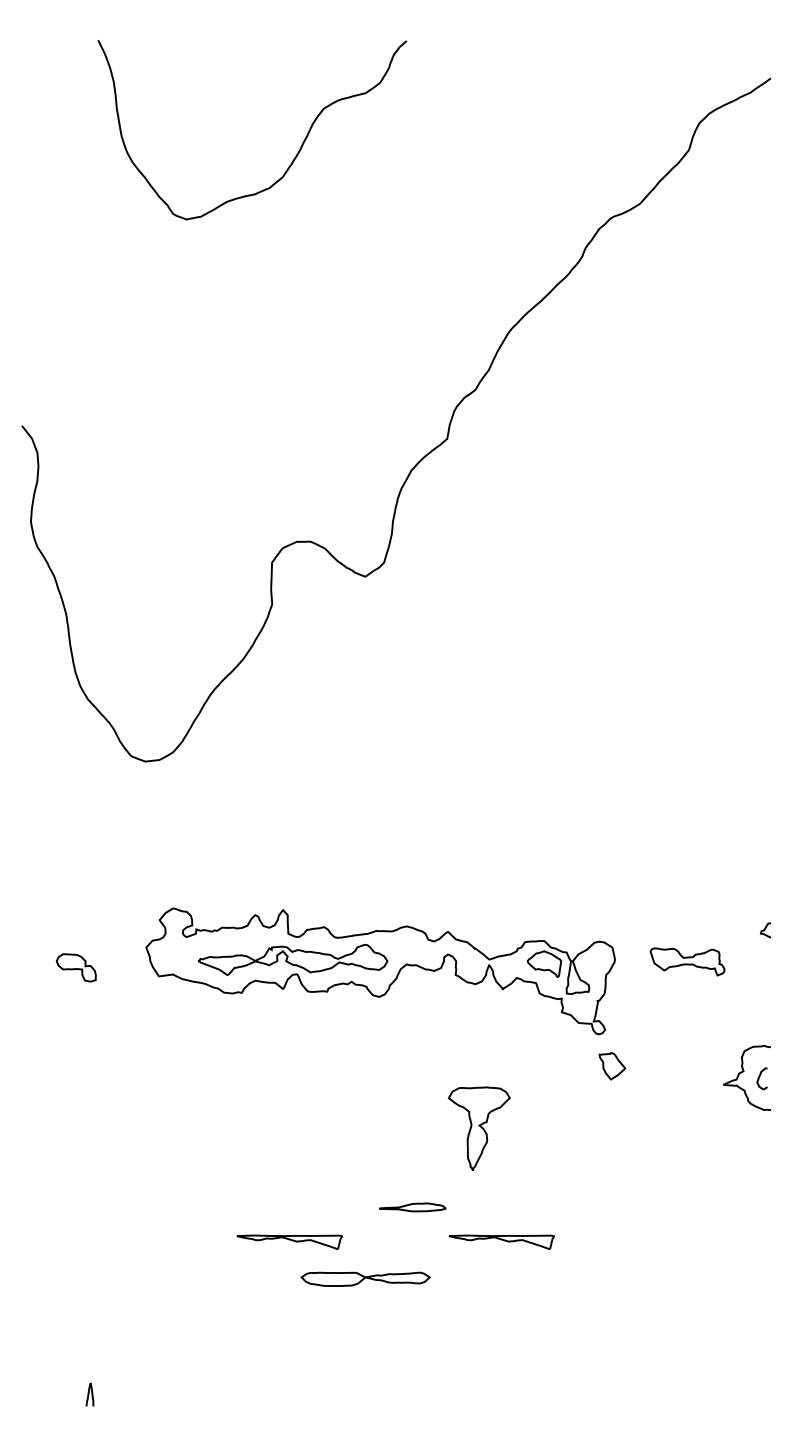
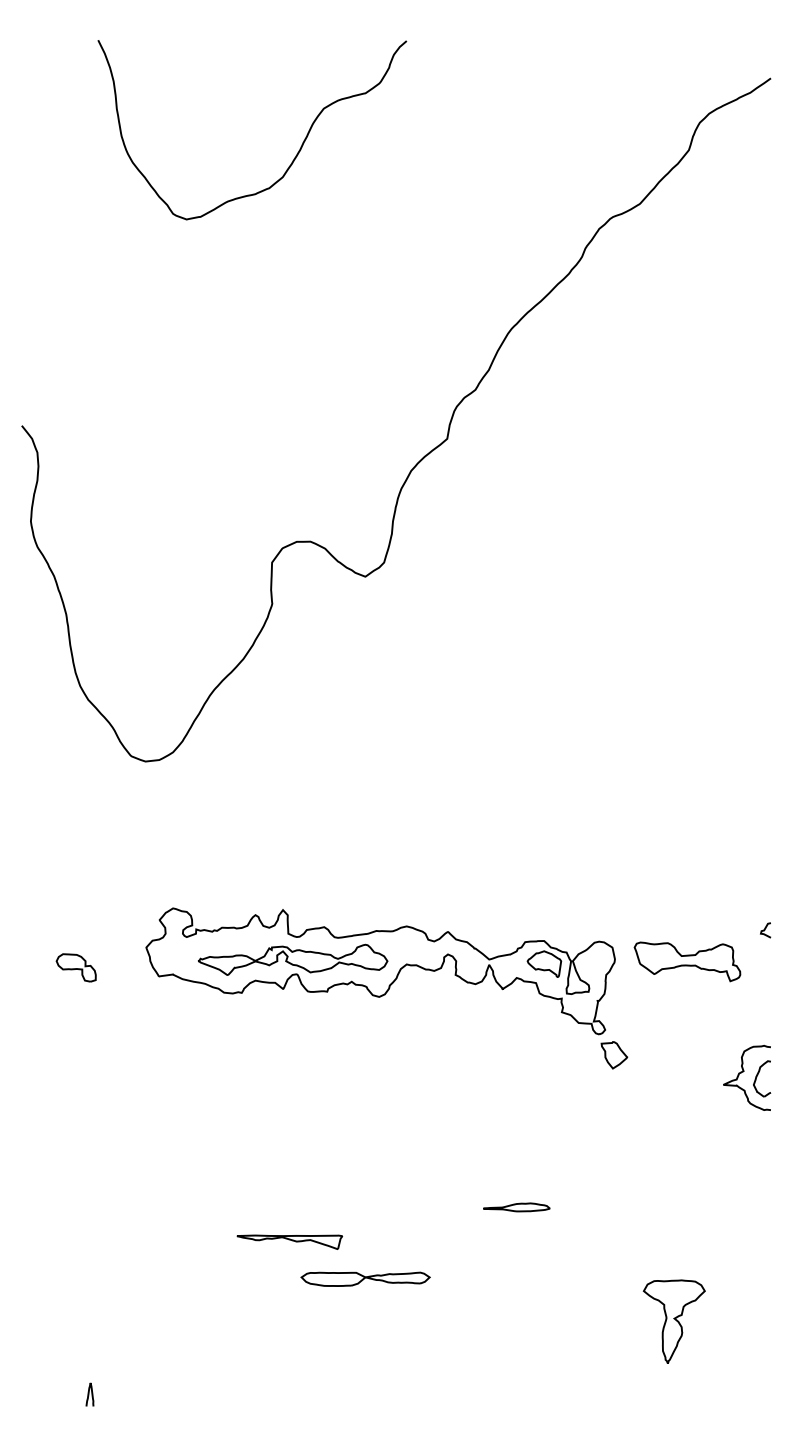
part size: 77x30 px -> 109x42 px (687, 961)
part position: (612, 1066) -> (614, 1055) (614, 1055)
part size: 12x24 px -> 19x38 px (762, 1078)
part position: (478, 1128) -> (673, 1321) (673, 1321)
part position: (412, 1207) -> (516, 1207) (516, 1207)
part: present -> none (501, 1241)
